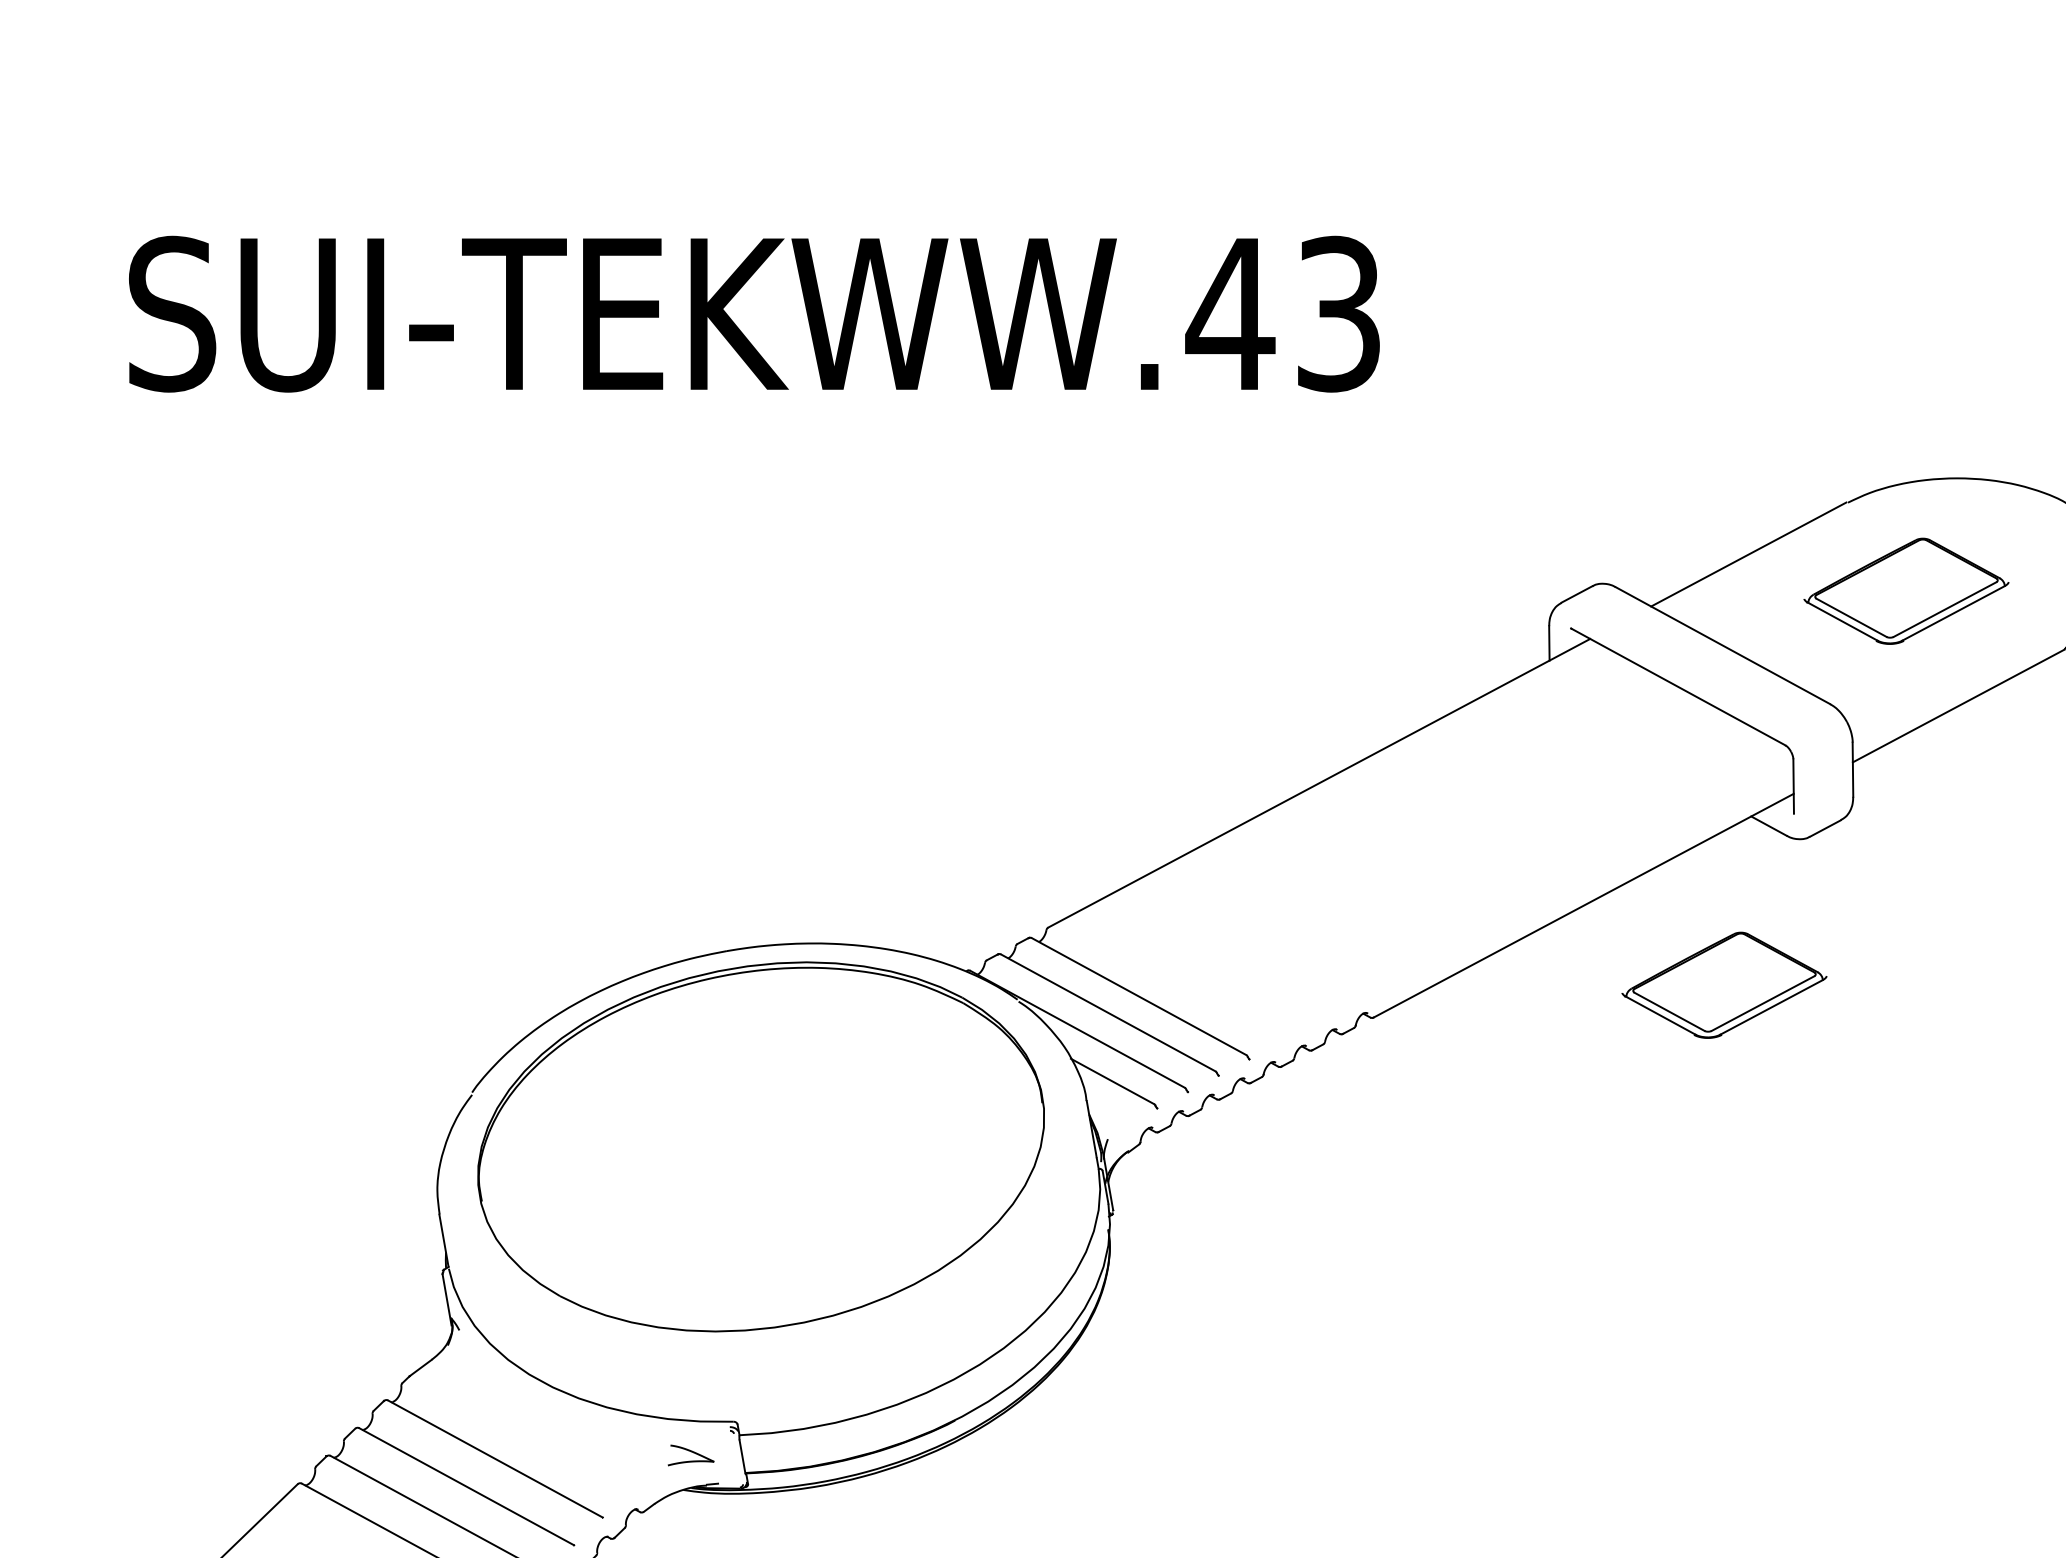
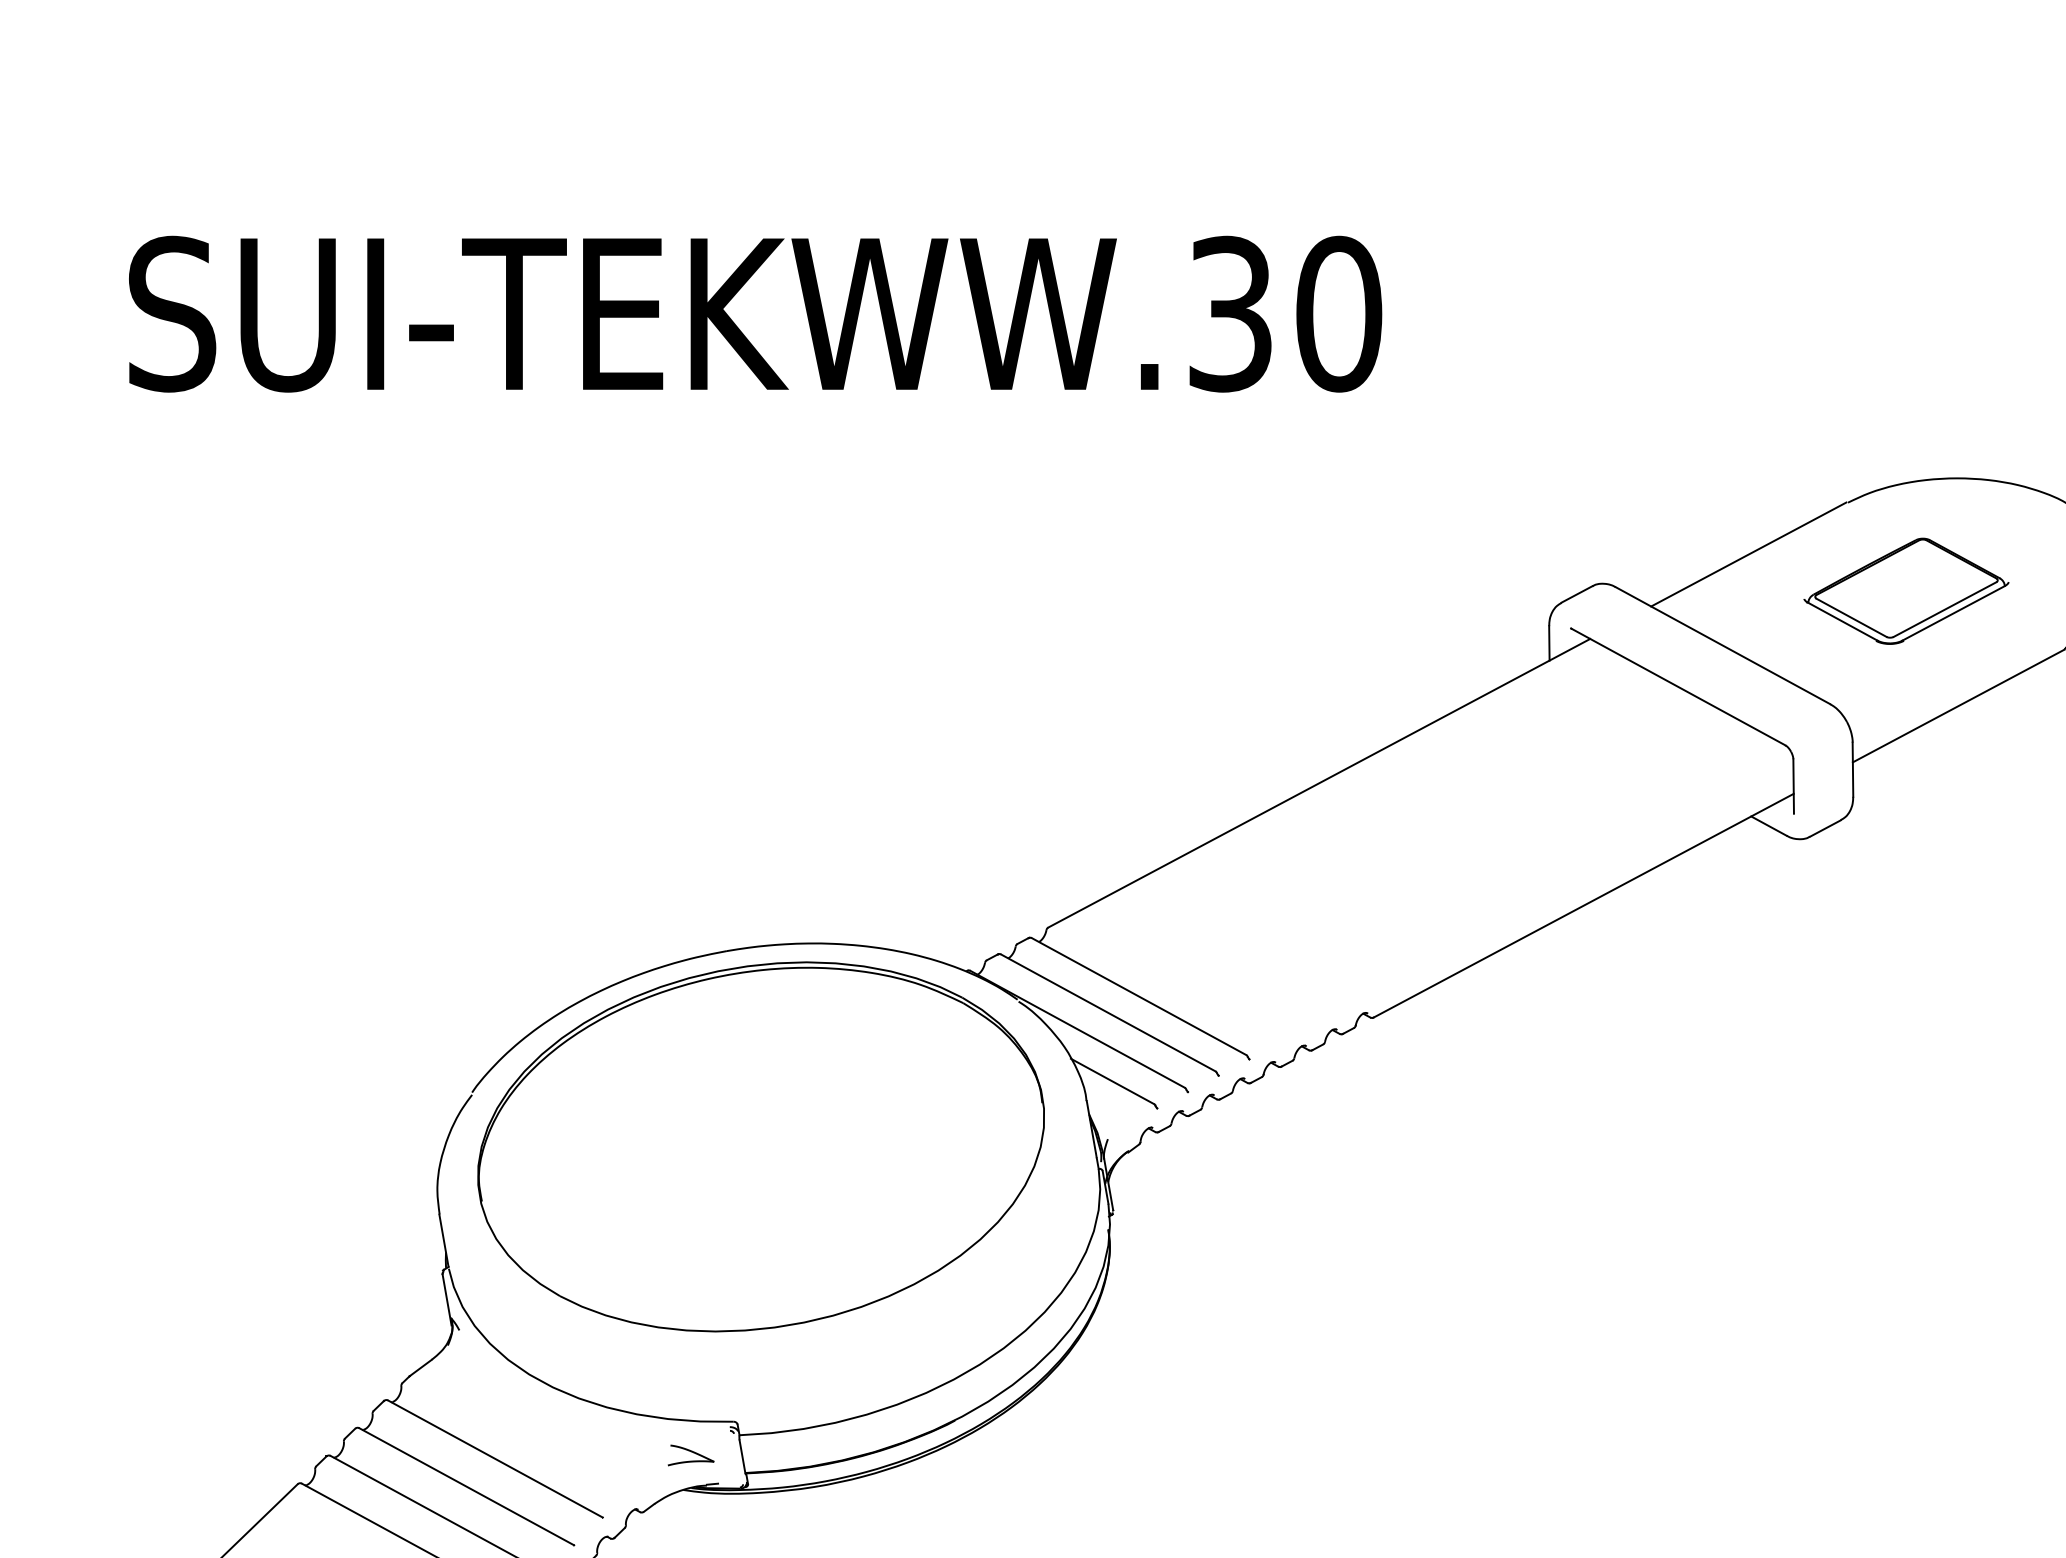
text: SUI-TEKWW.43 -> SUI-TEKWW.30 (1283, 313)
part: present -> none (1724, 984)
